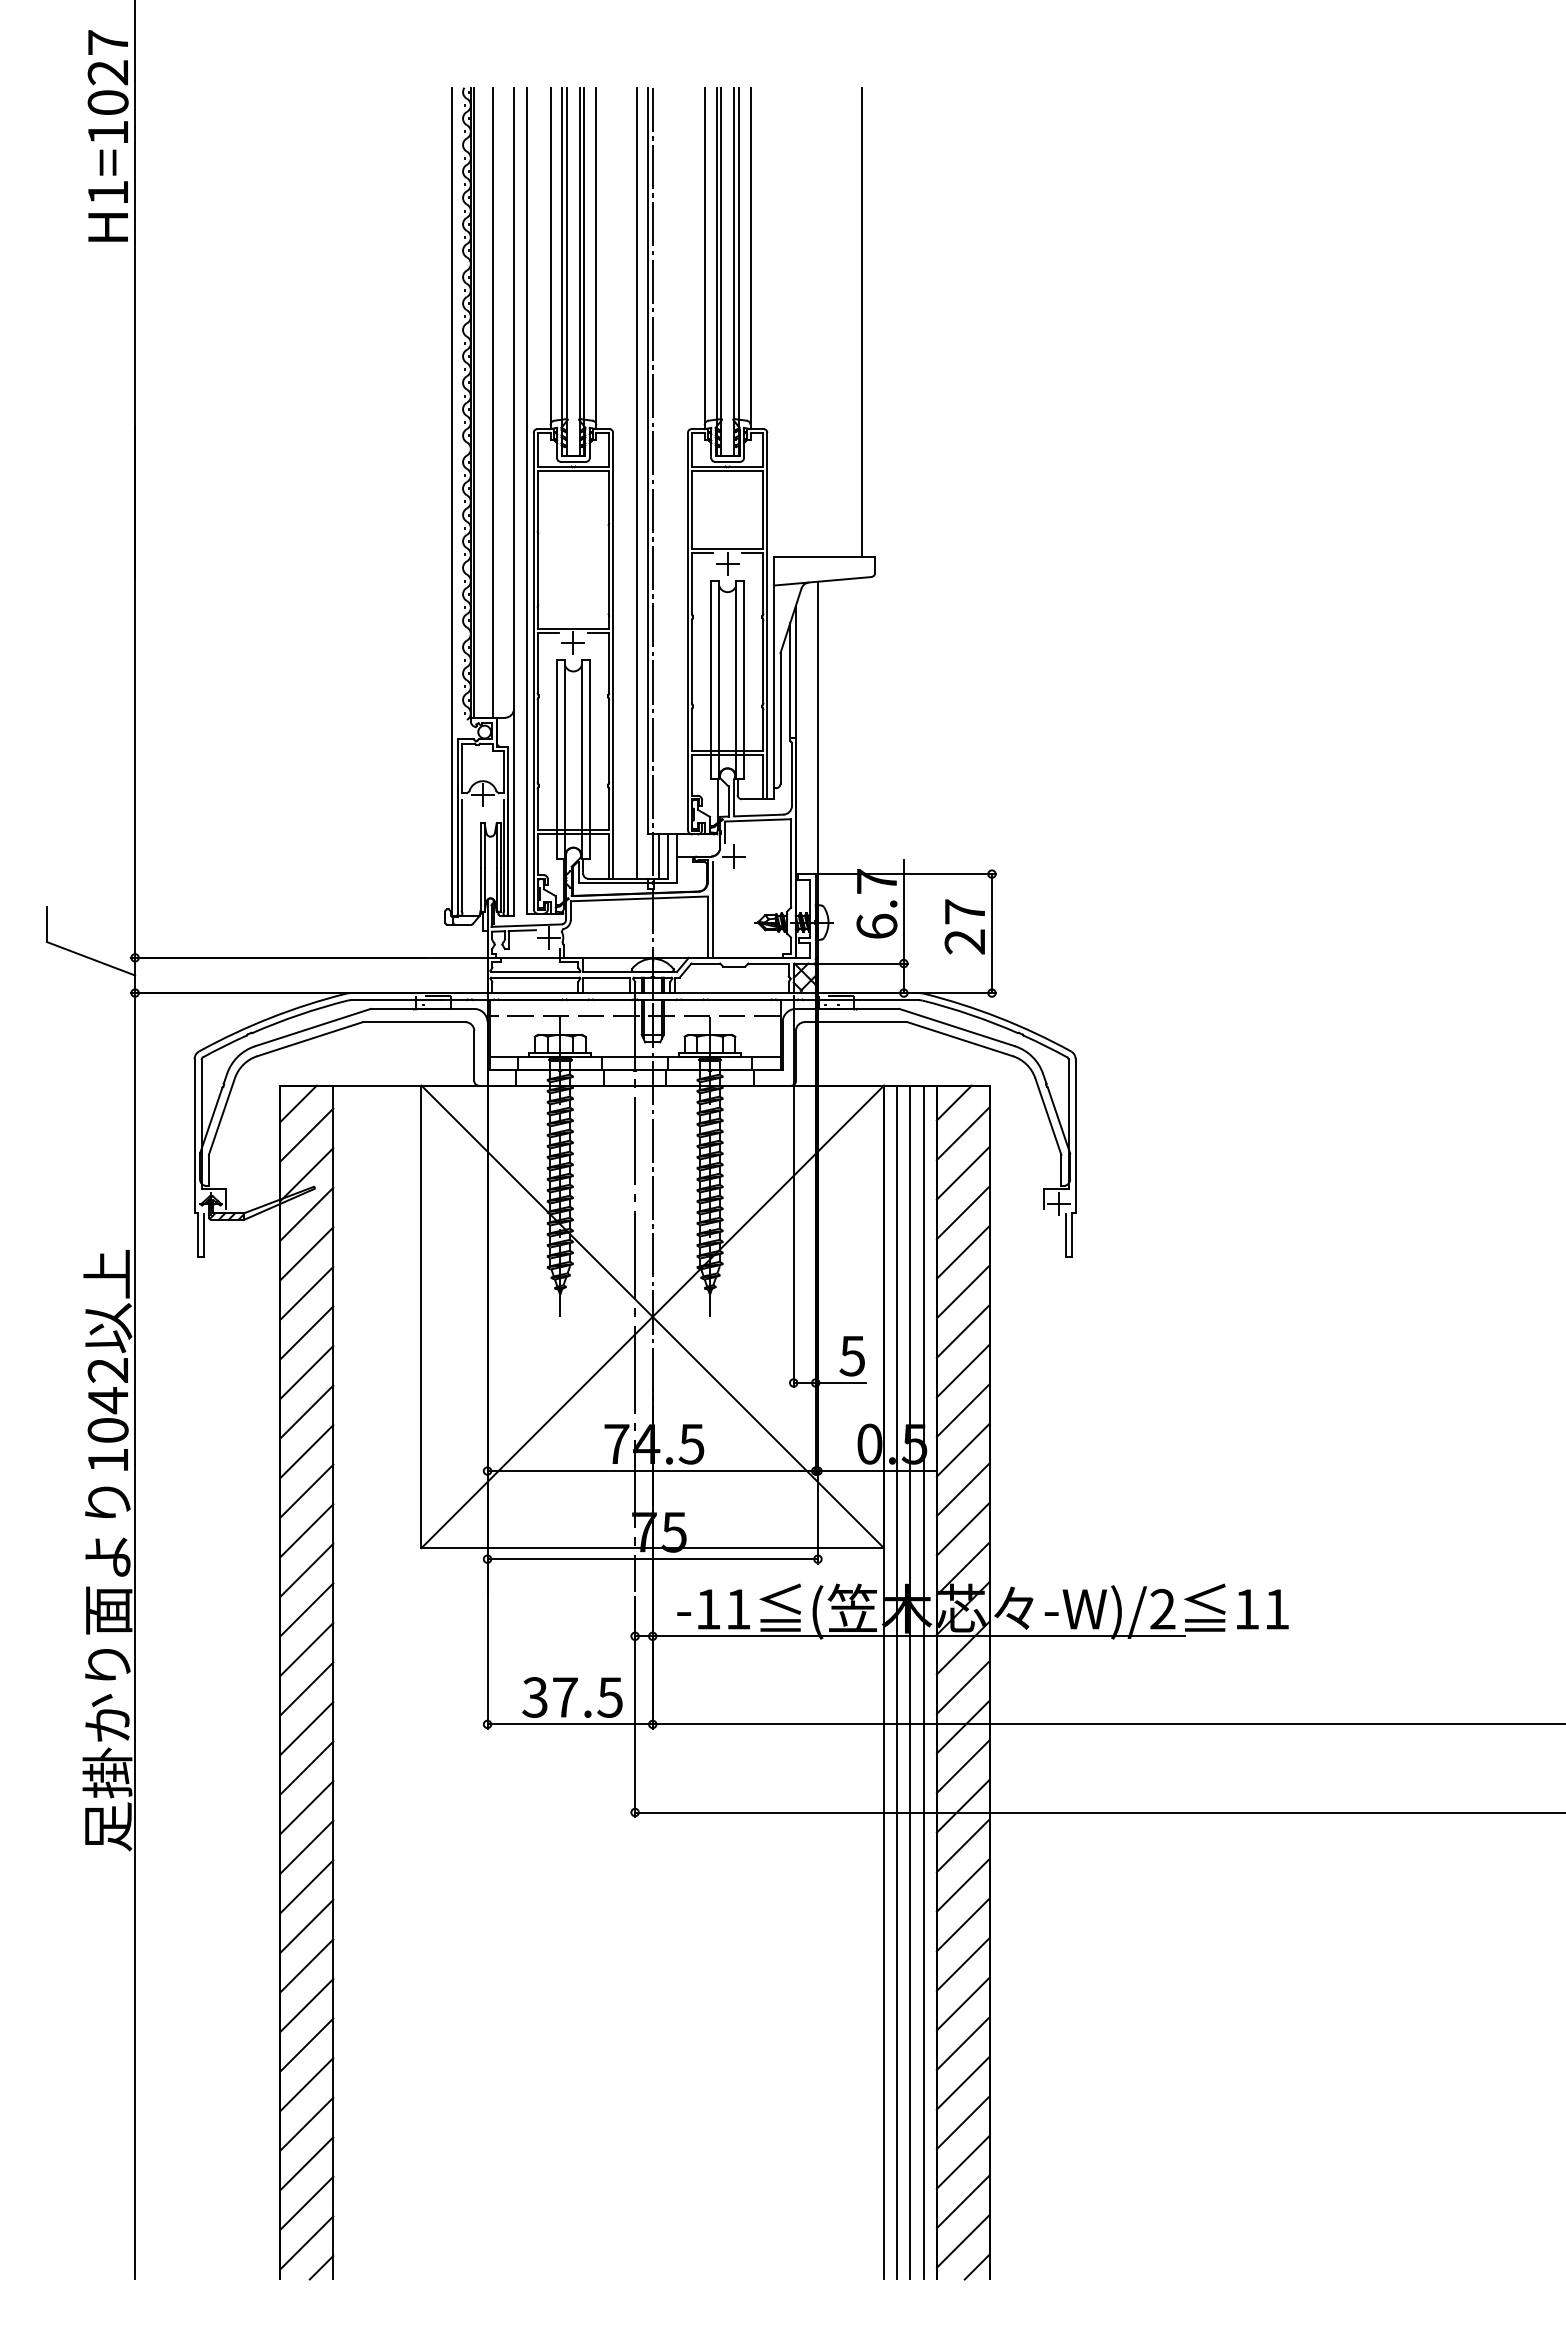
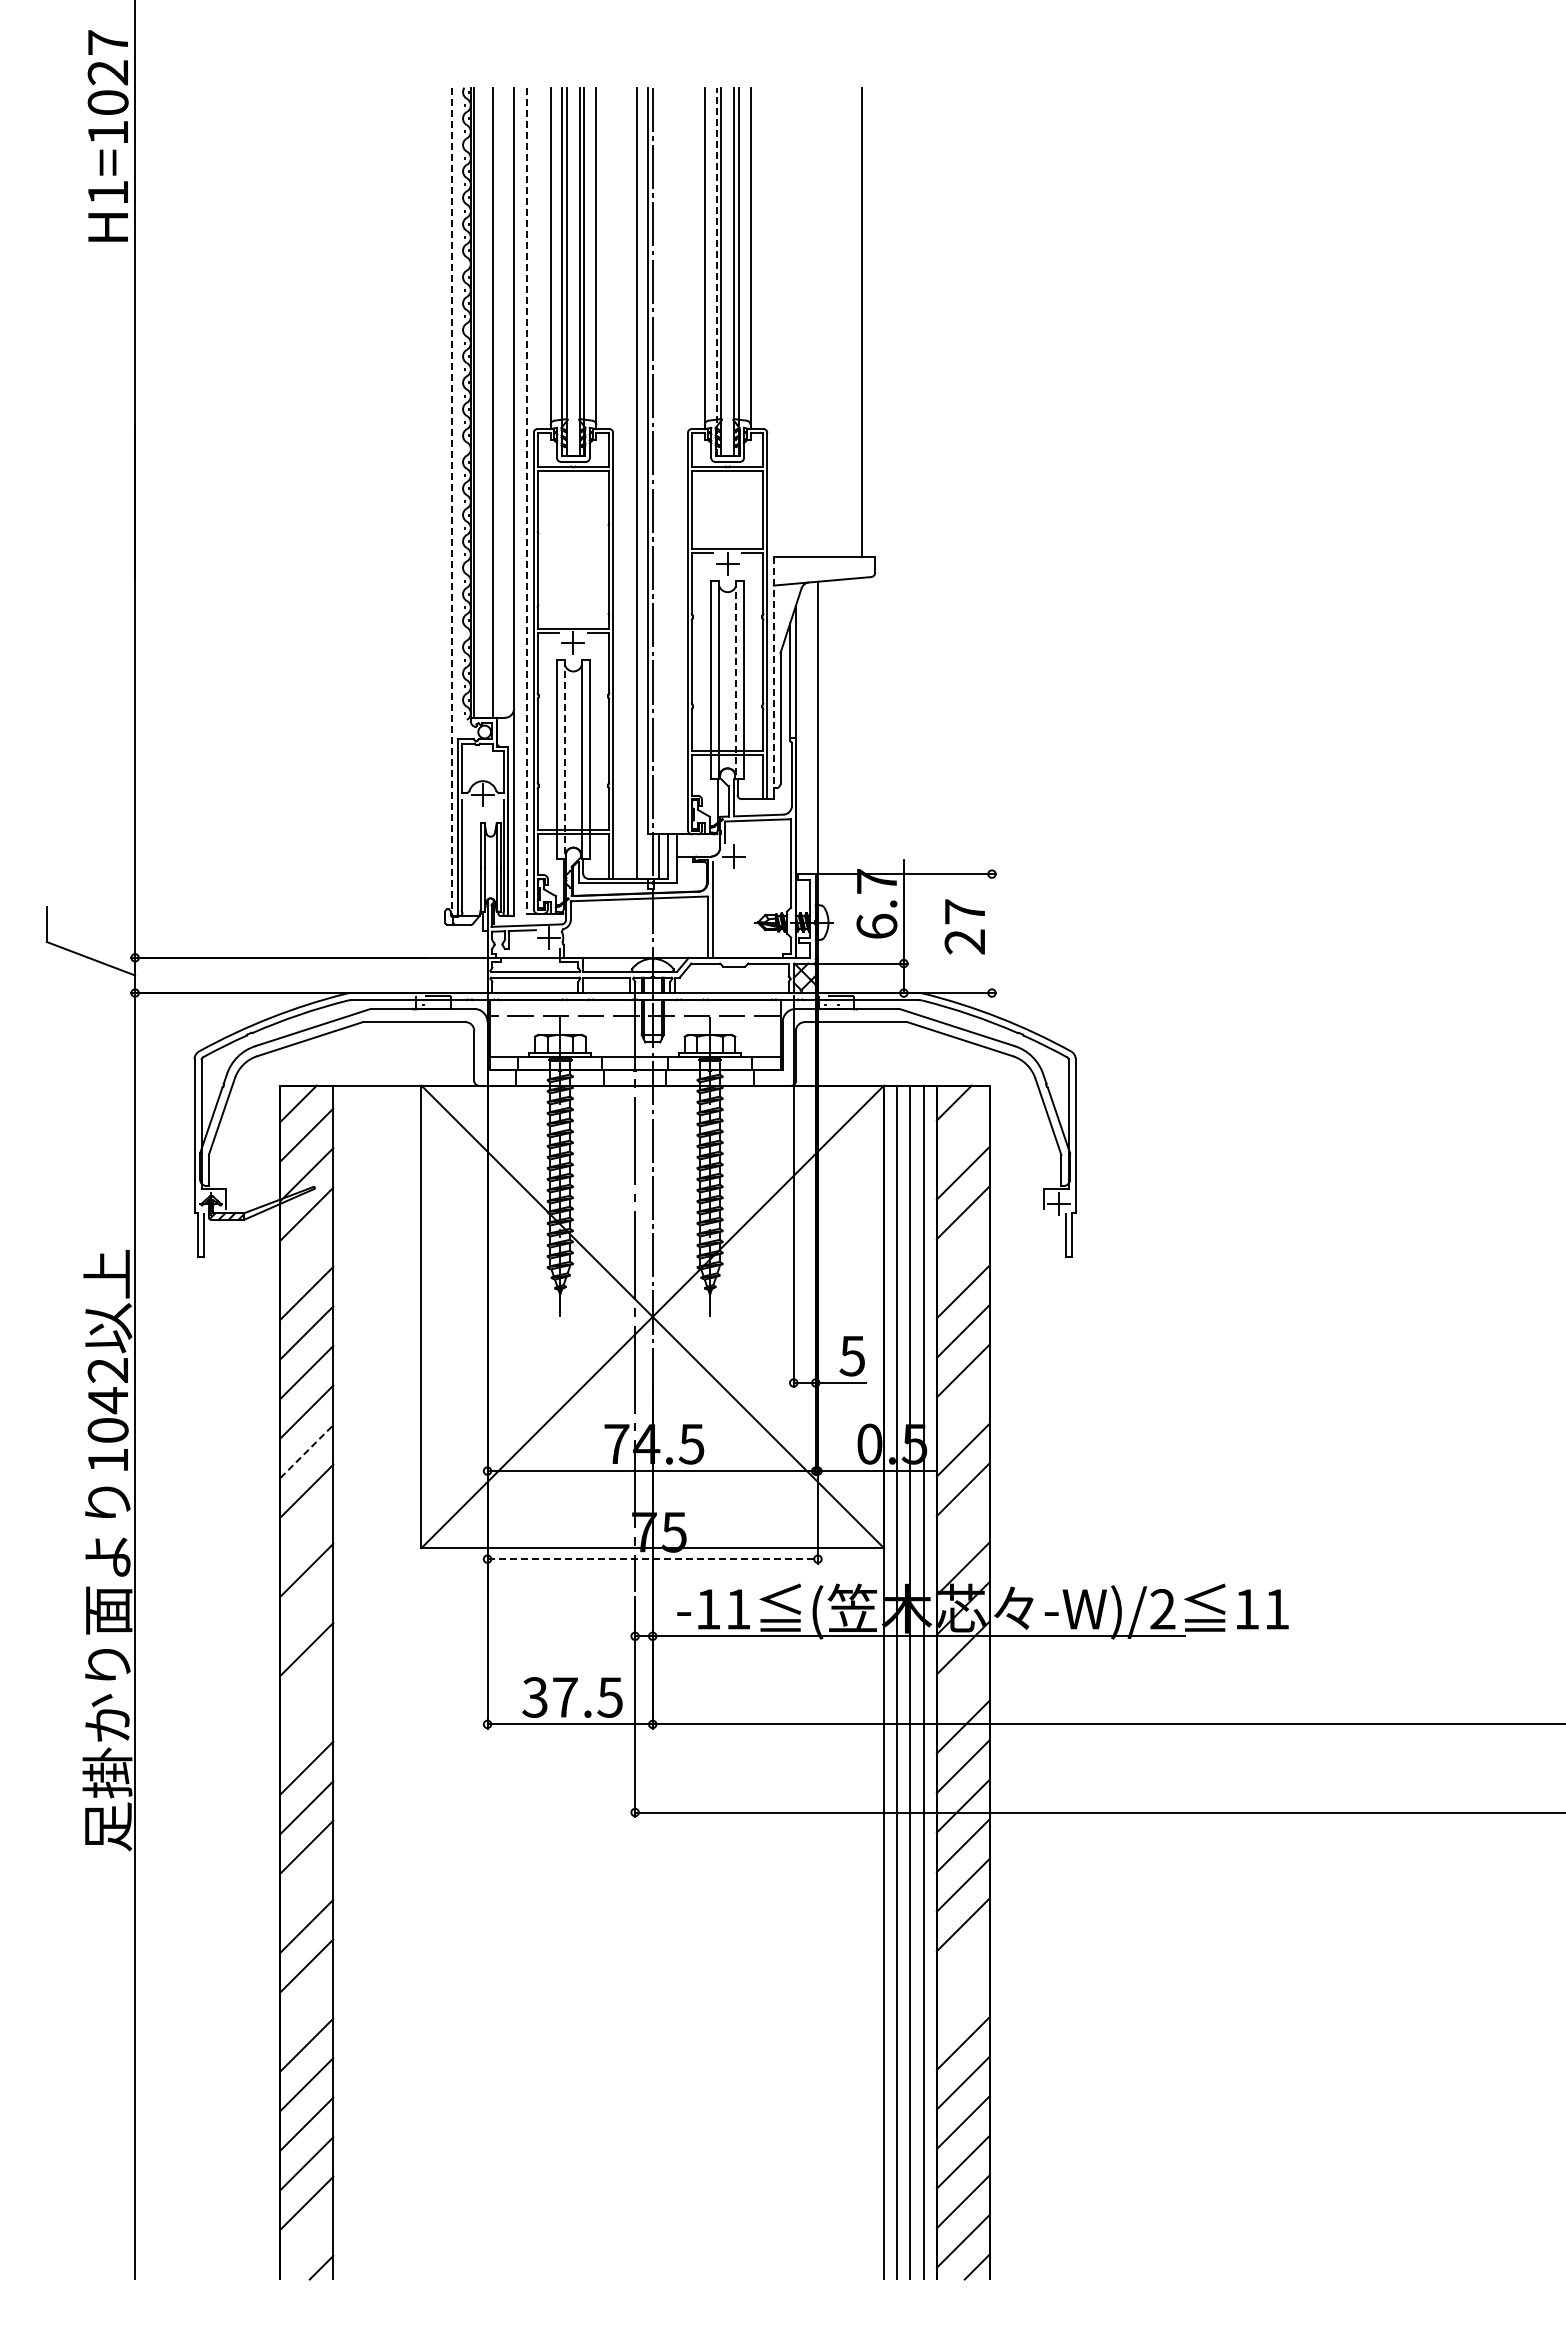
line: solid -> dashed (716, 271)
line: solid -> dashed (527, 501)
line: solid -> dashed (452, 502)
line: solid -> dashed (773, 672)
line: solid -> dashed (736, 680)
line: solid -> dashed (564, 760)
line: present -> none (991, 933)
line: present -> none (962, 1133)
line: present -> none (962, 1251)
line: present -> none (306, 1253)
line: present -> none (962, 1410)
line: solid -> dashed (307, 1451)
line: present -> none (962, 1528)
line: present -> none (306, 1530)
line: solid -> dashed (653, 1559)
line: present -> none (306, 1609)
line: present -> none (962, 1687)
line: present -> none (306, 1688)
line: present -> none (306, 1728)
line: present -> none (306, 1886)
line: present -> none (962, 1963)
line: present -> none (962, 2003)
line: present -> none (306, 2005)
line: present -> none (306, 2242)
